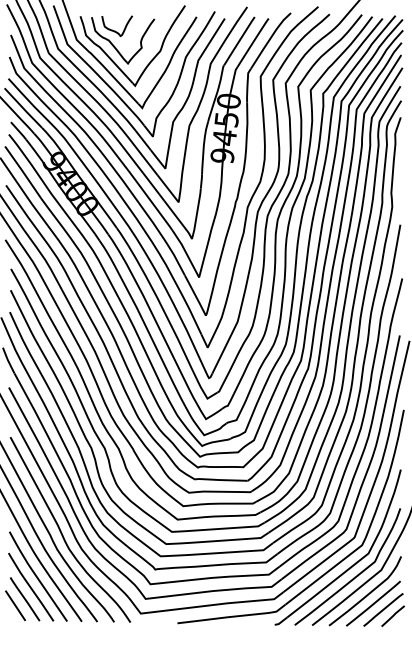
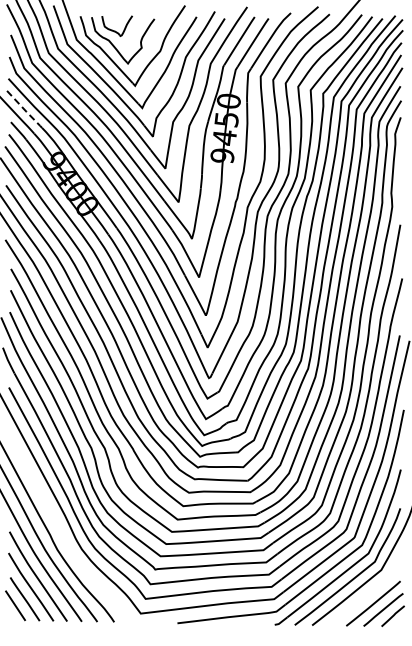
line: solid -> dashed (23, 109)
curve: present -> none (62, 532)
curve: present -> none (367, 593)
